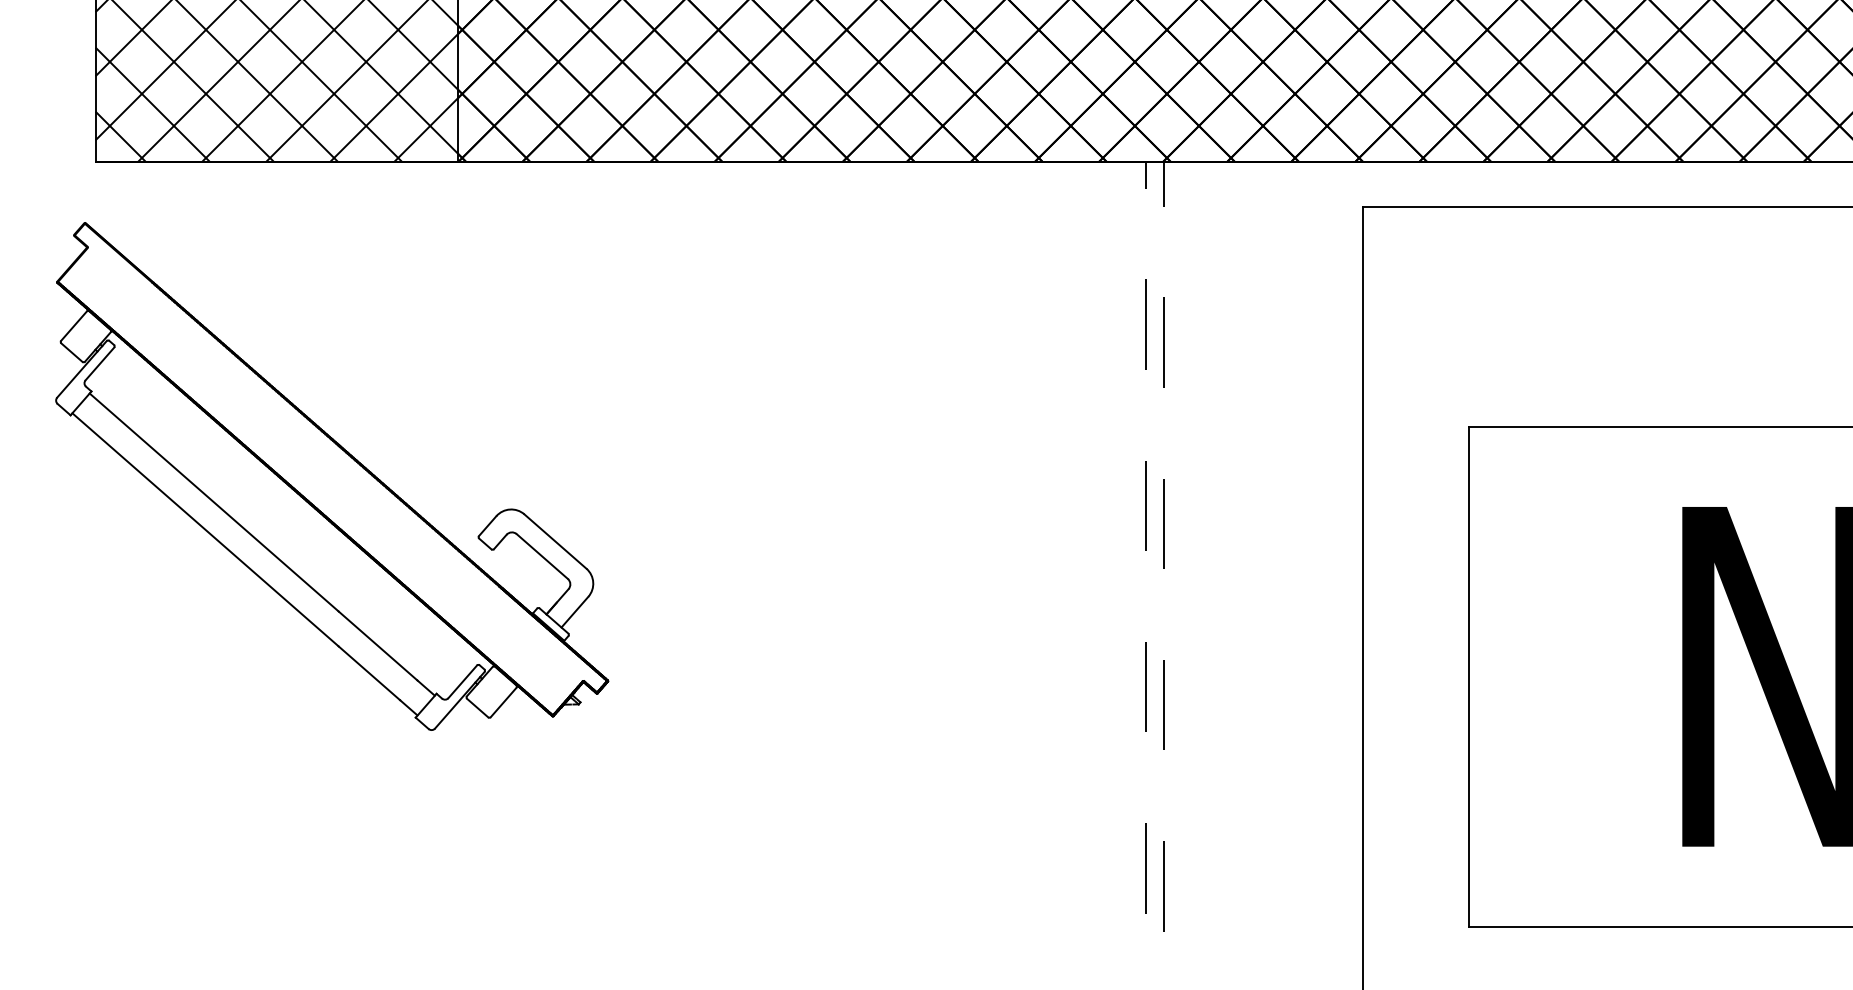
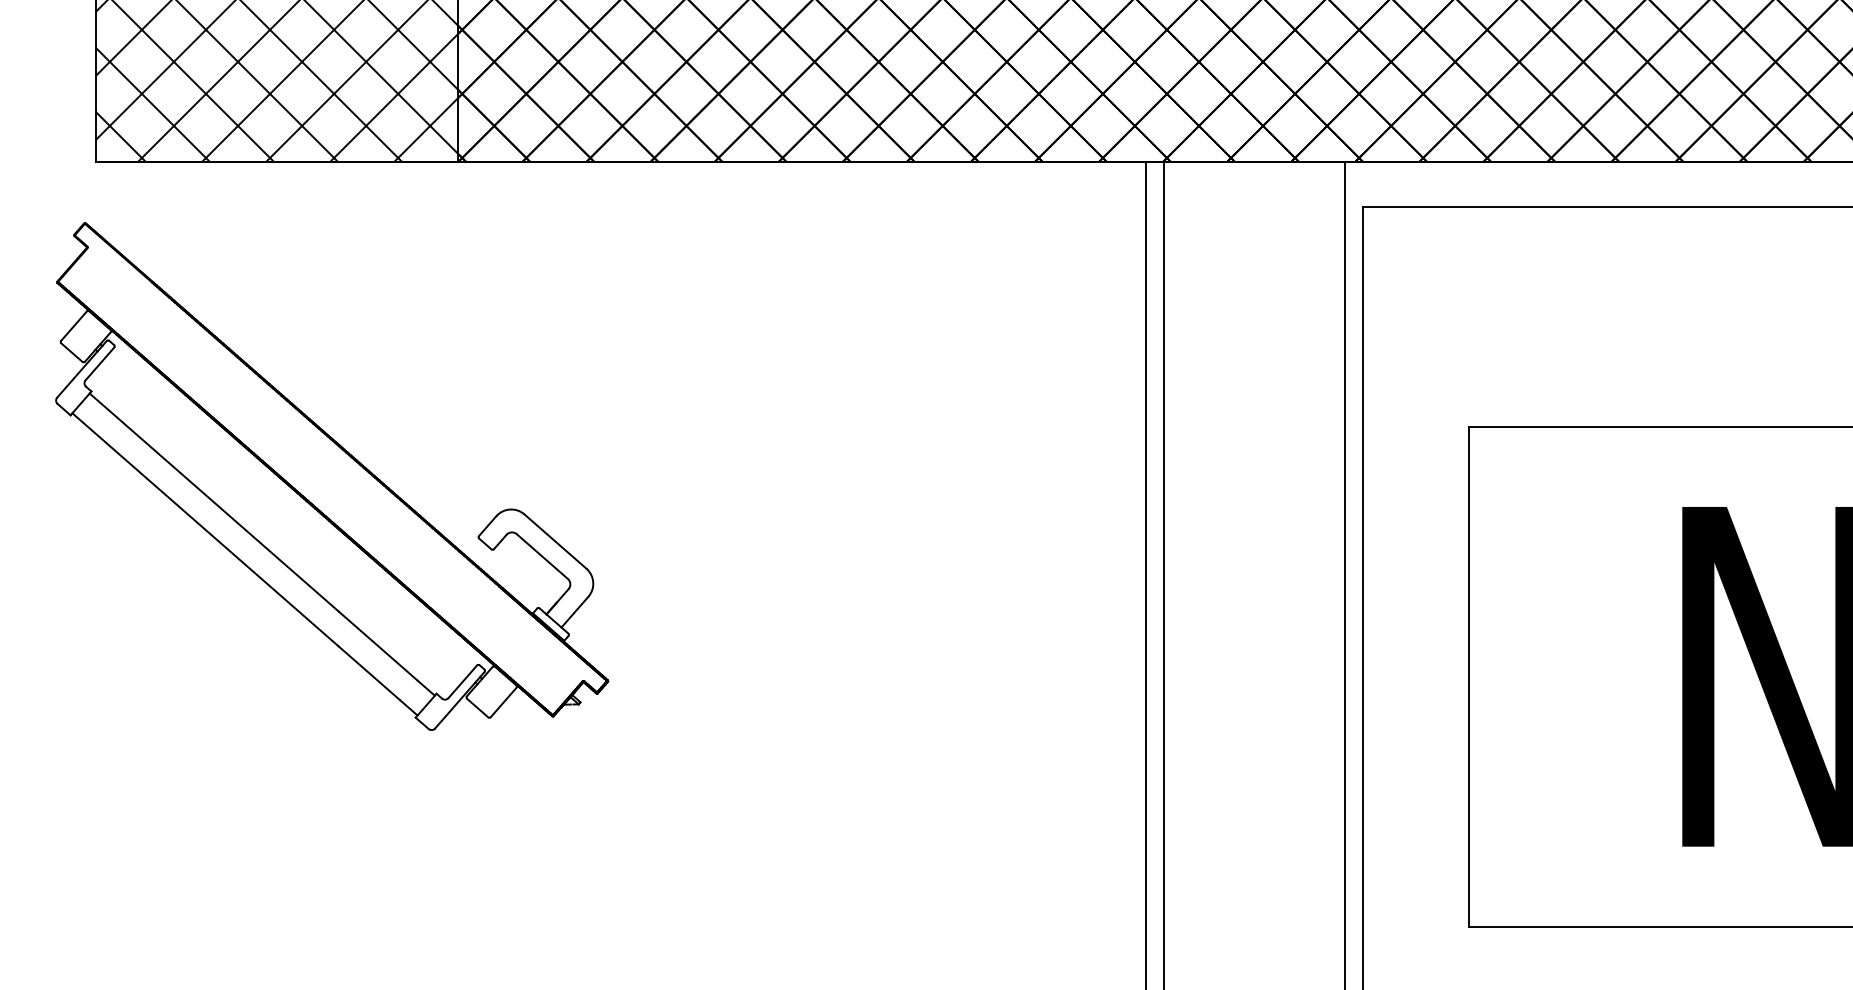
line: none -> present (1344, 573)
line: dashed -> solid (1145, 575)
line: dashed -> solid (1163, 575)
